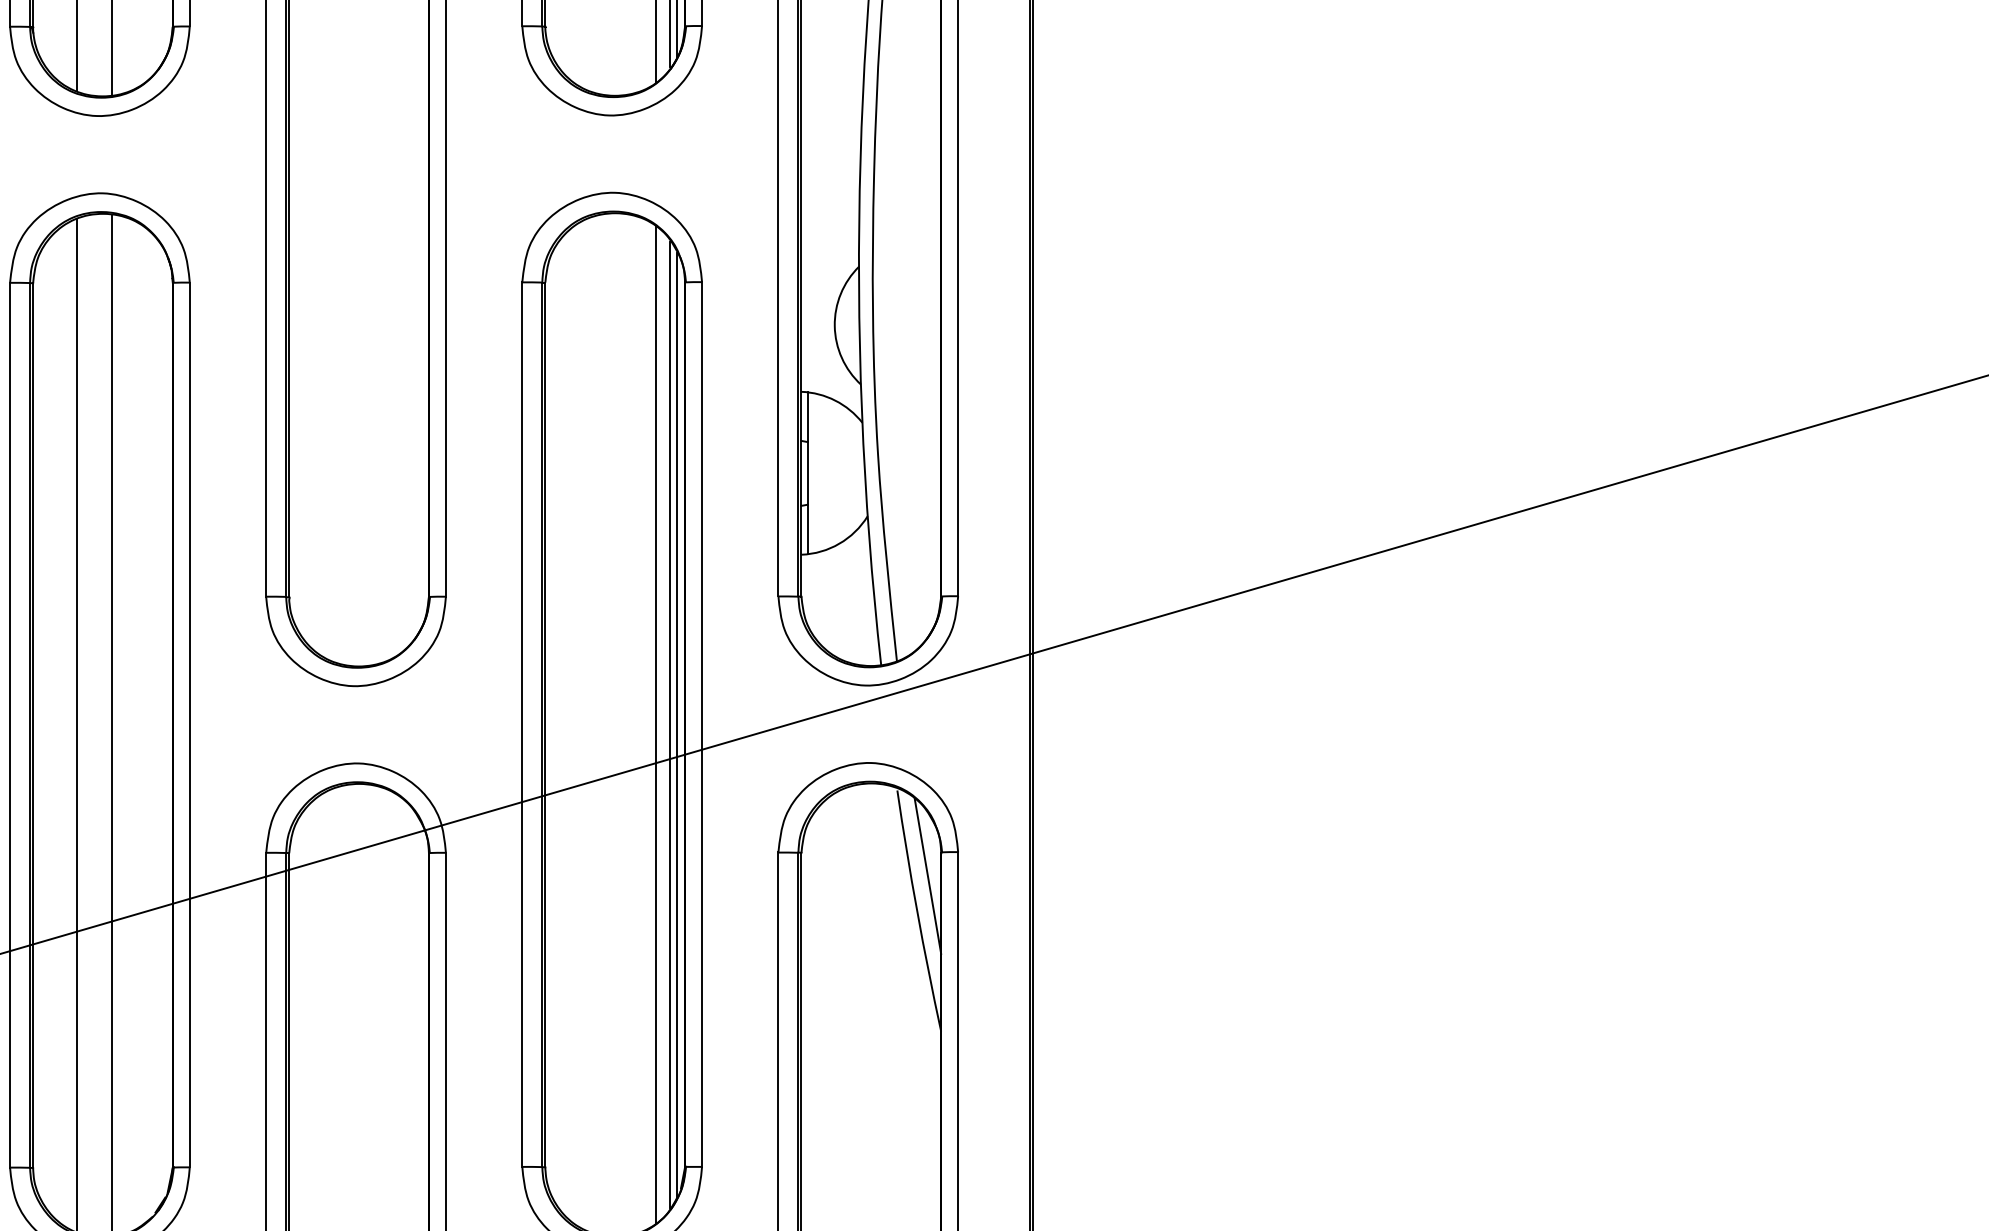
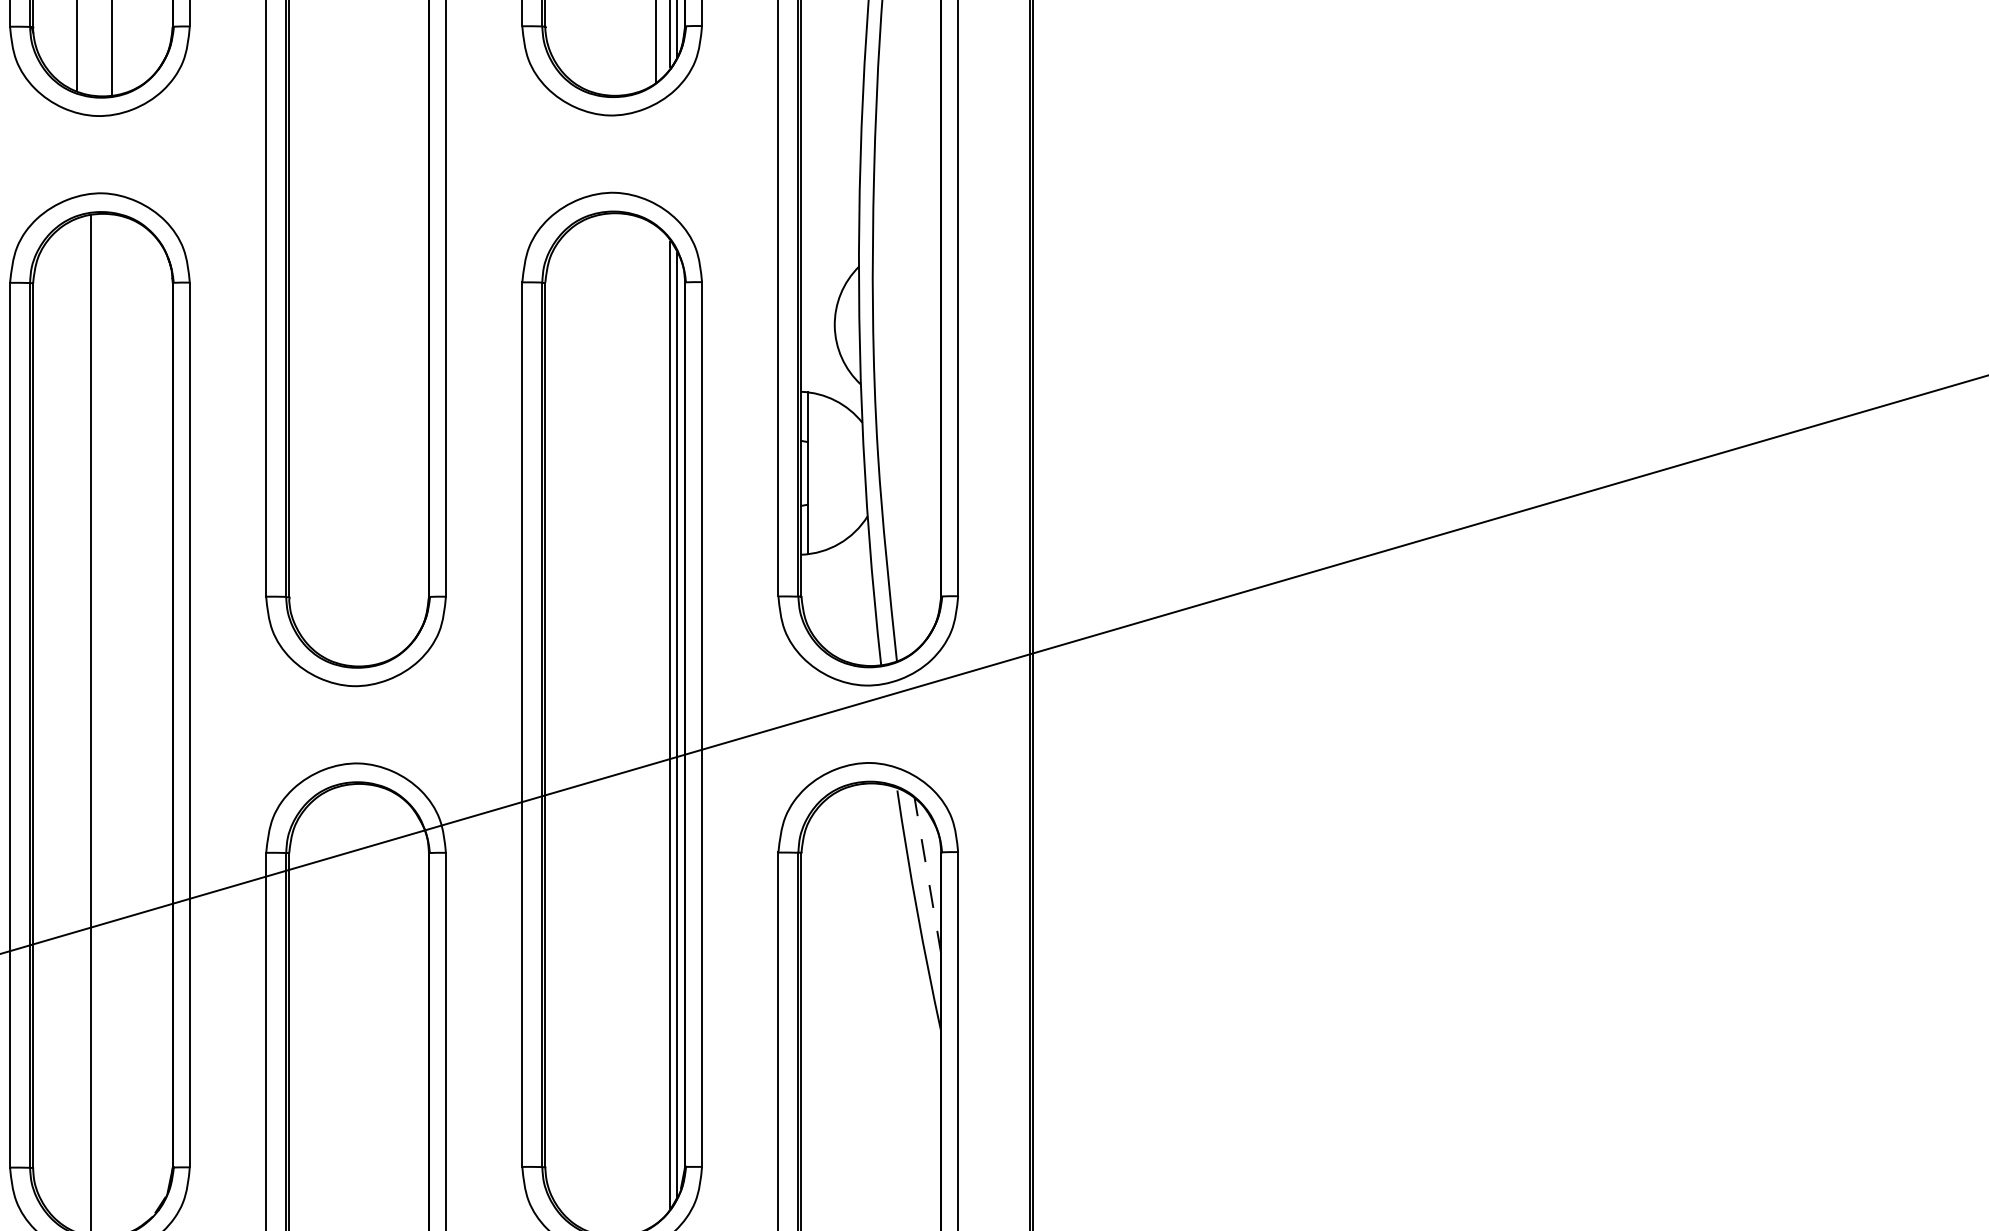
line position: (111, 720) -> (90, 720) (90, 720)
line: present -> none (76, 722)
line: present -> none (656, 724)
line: solid -> dashed (927, 875)
